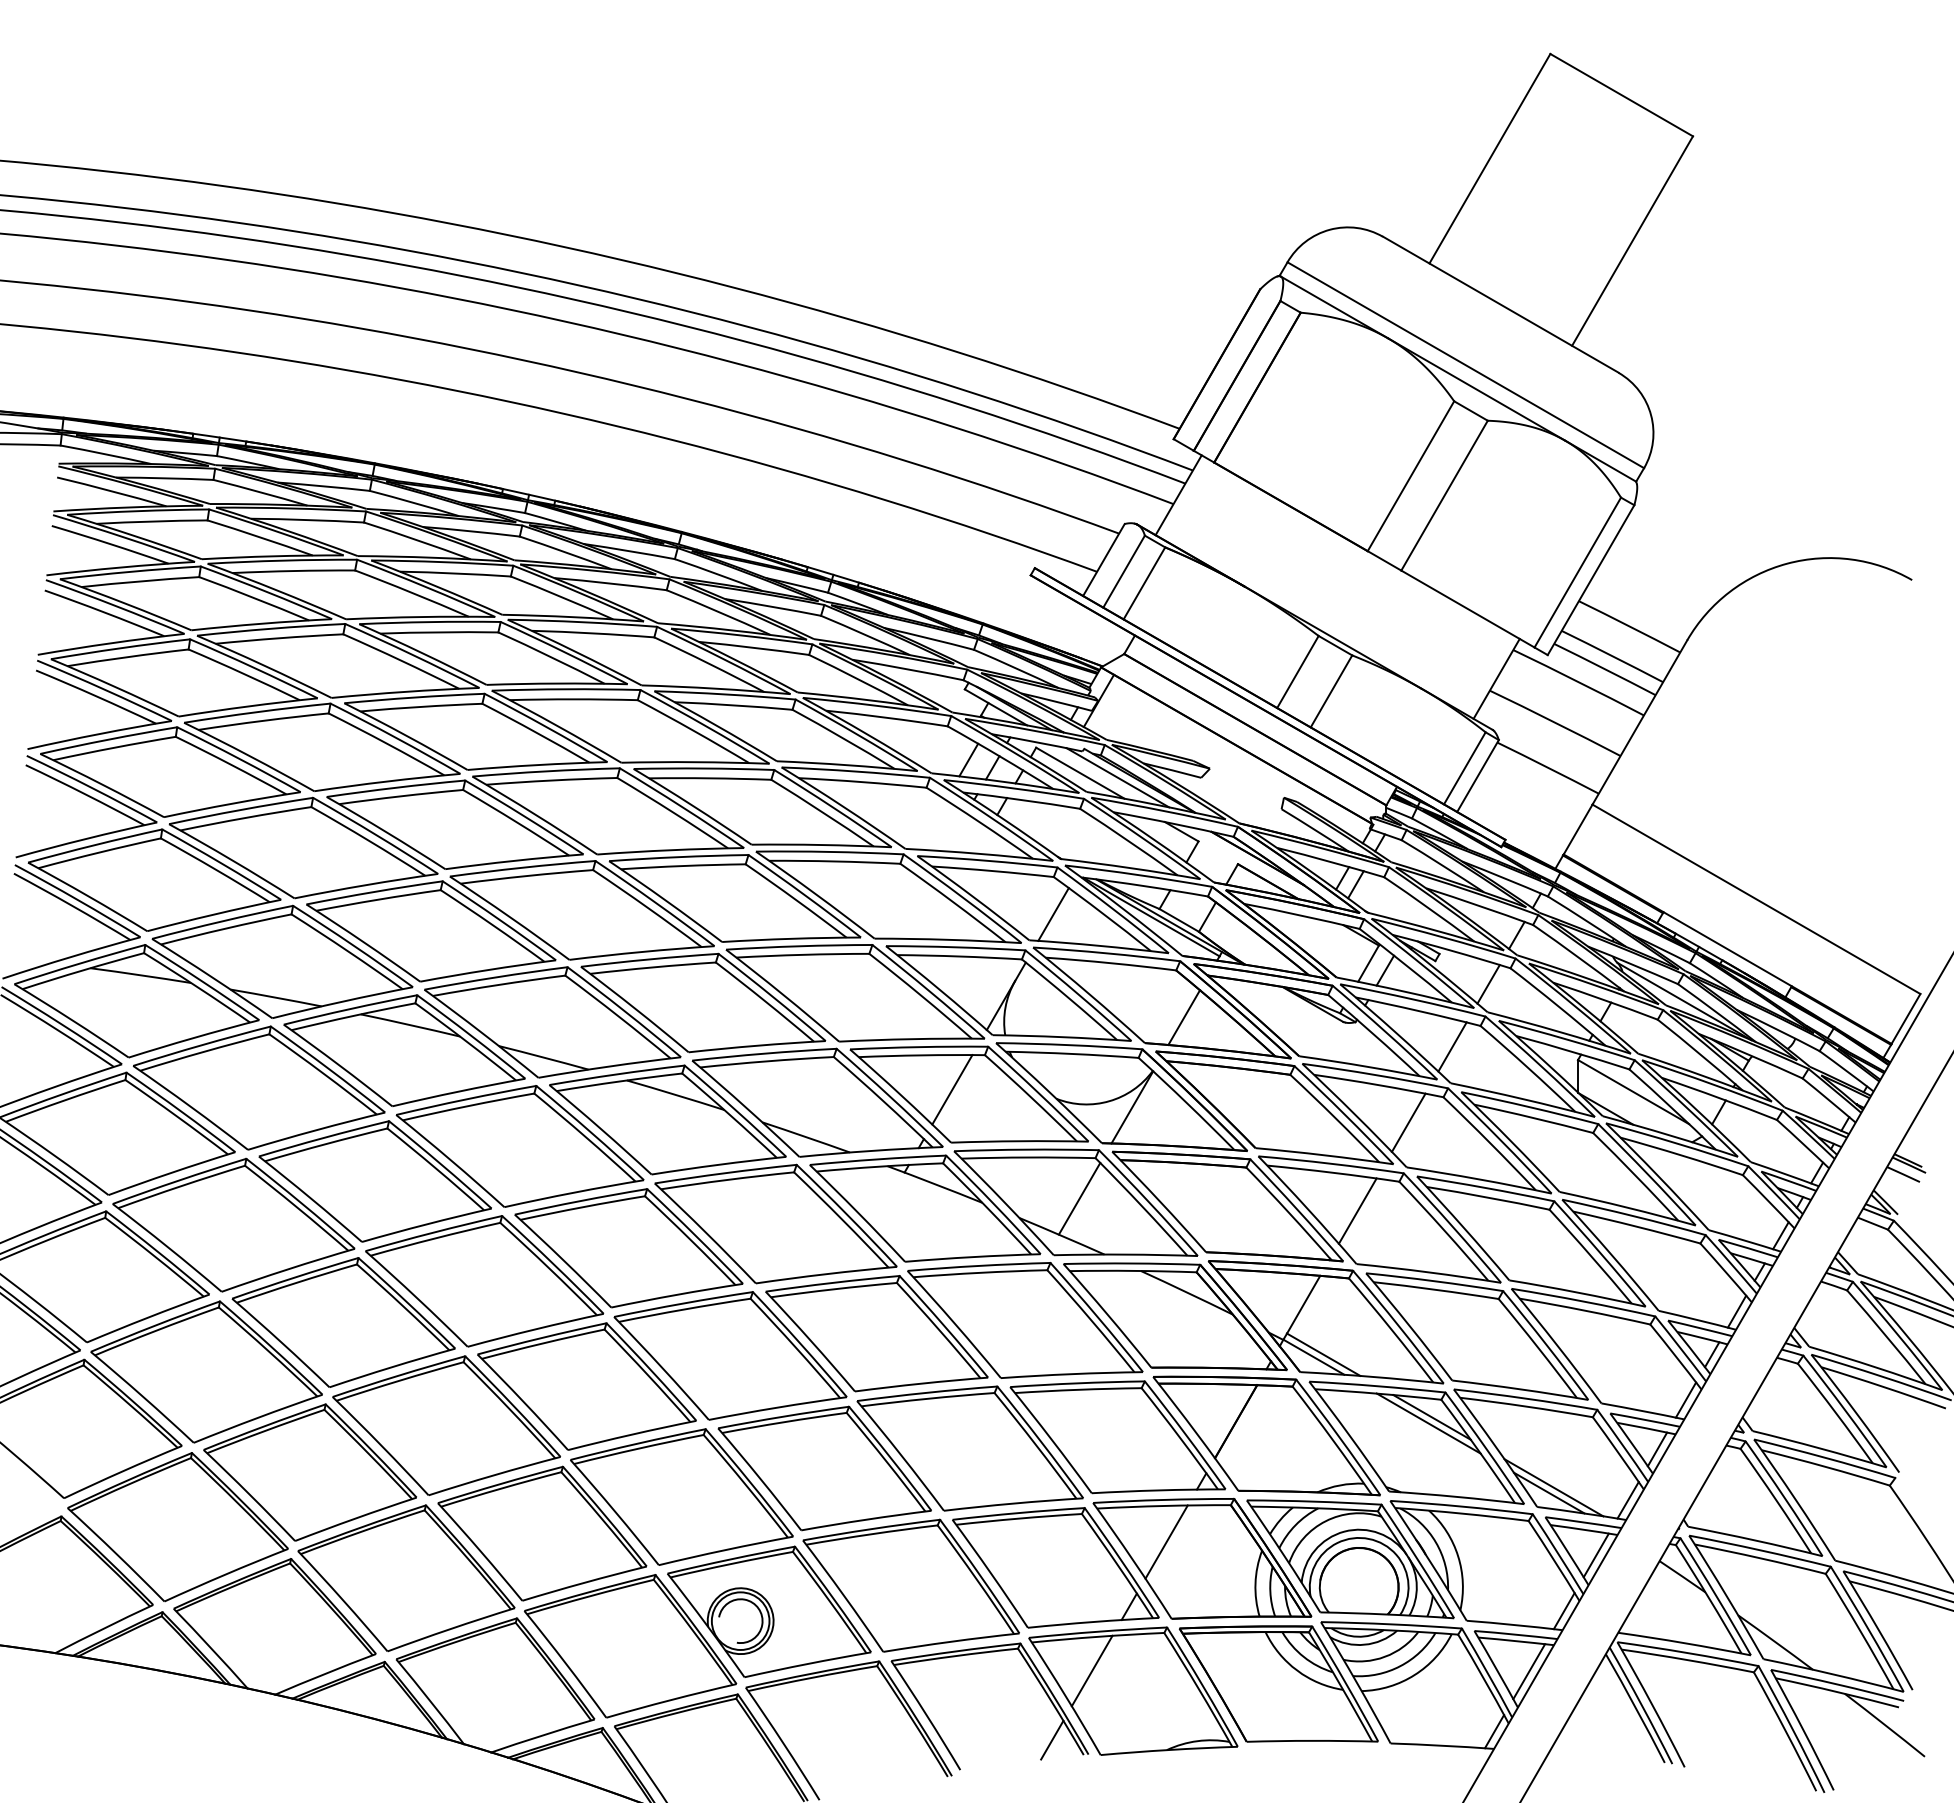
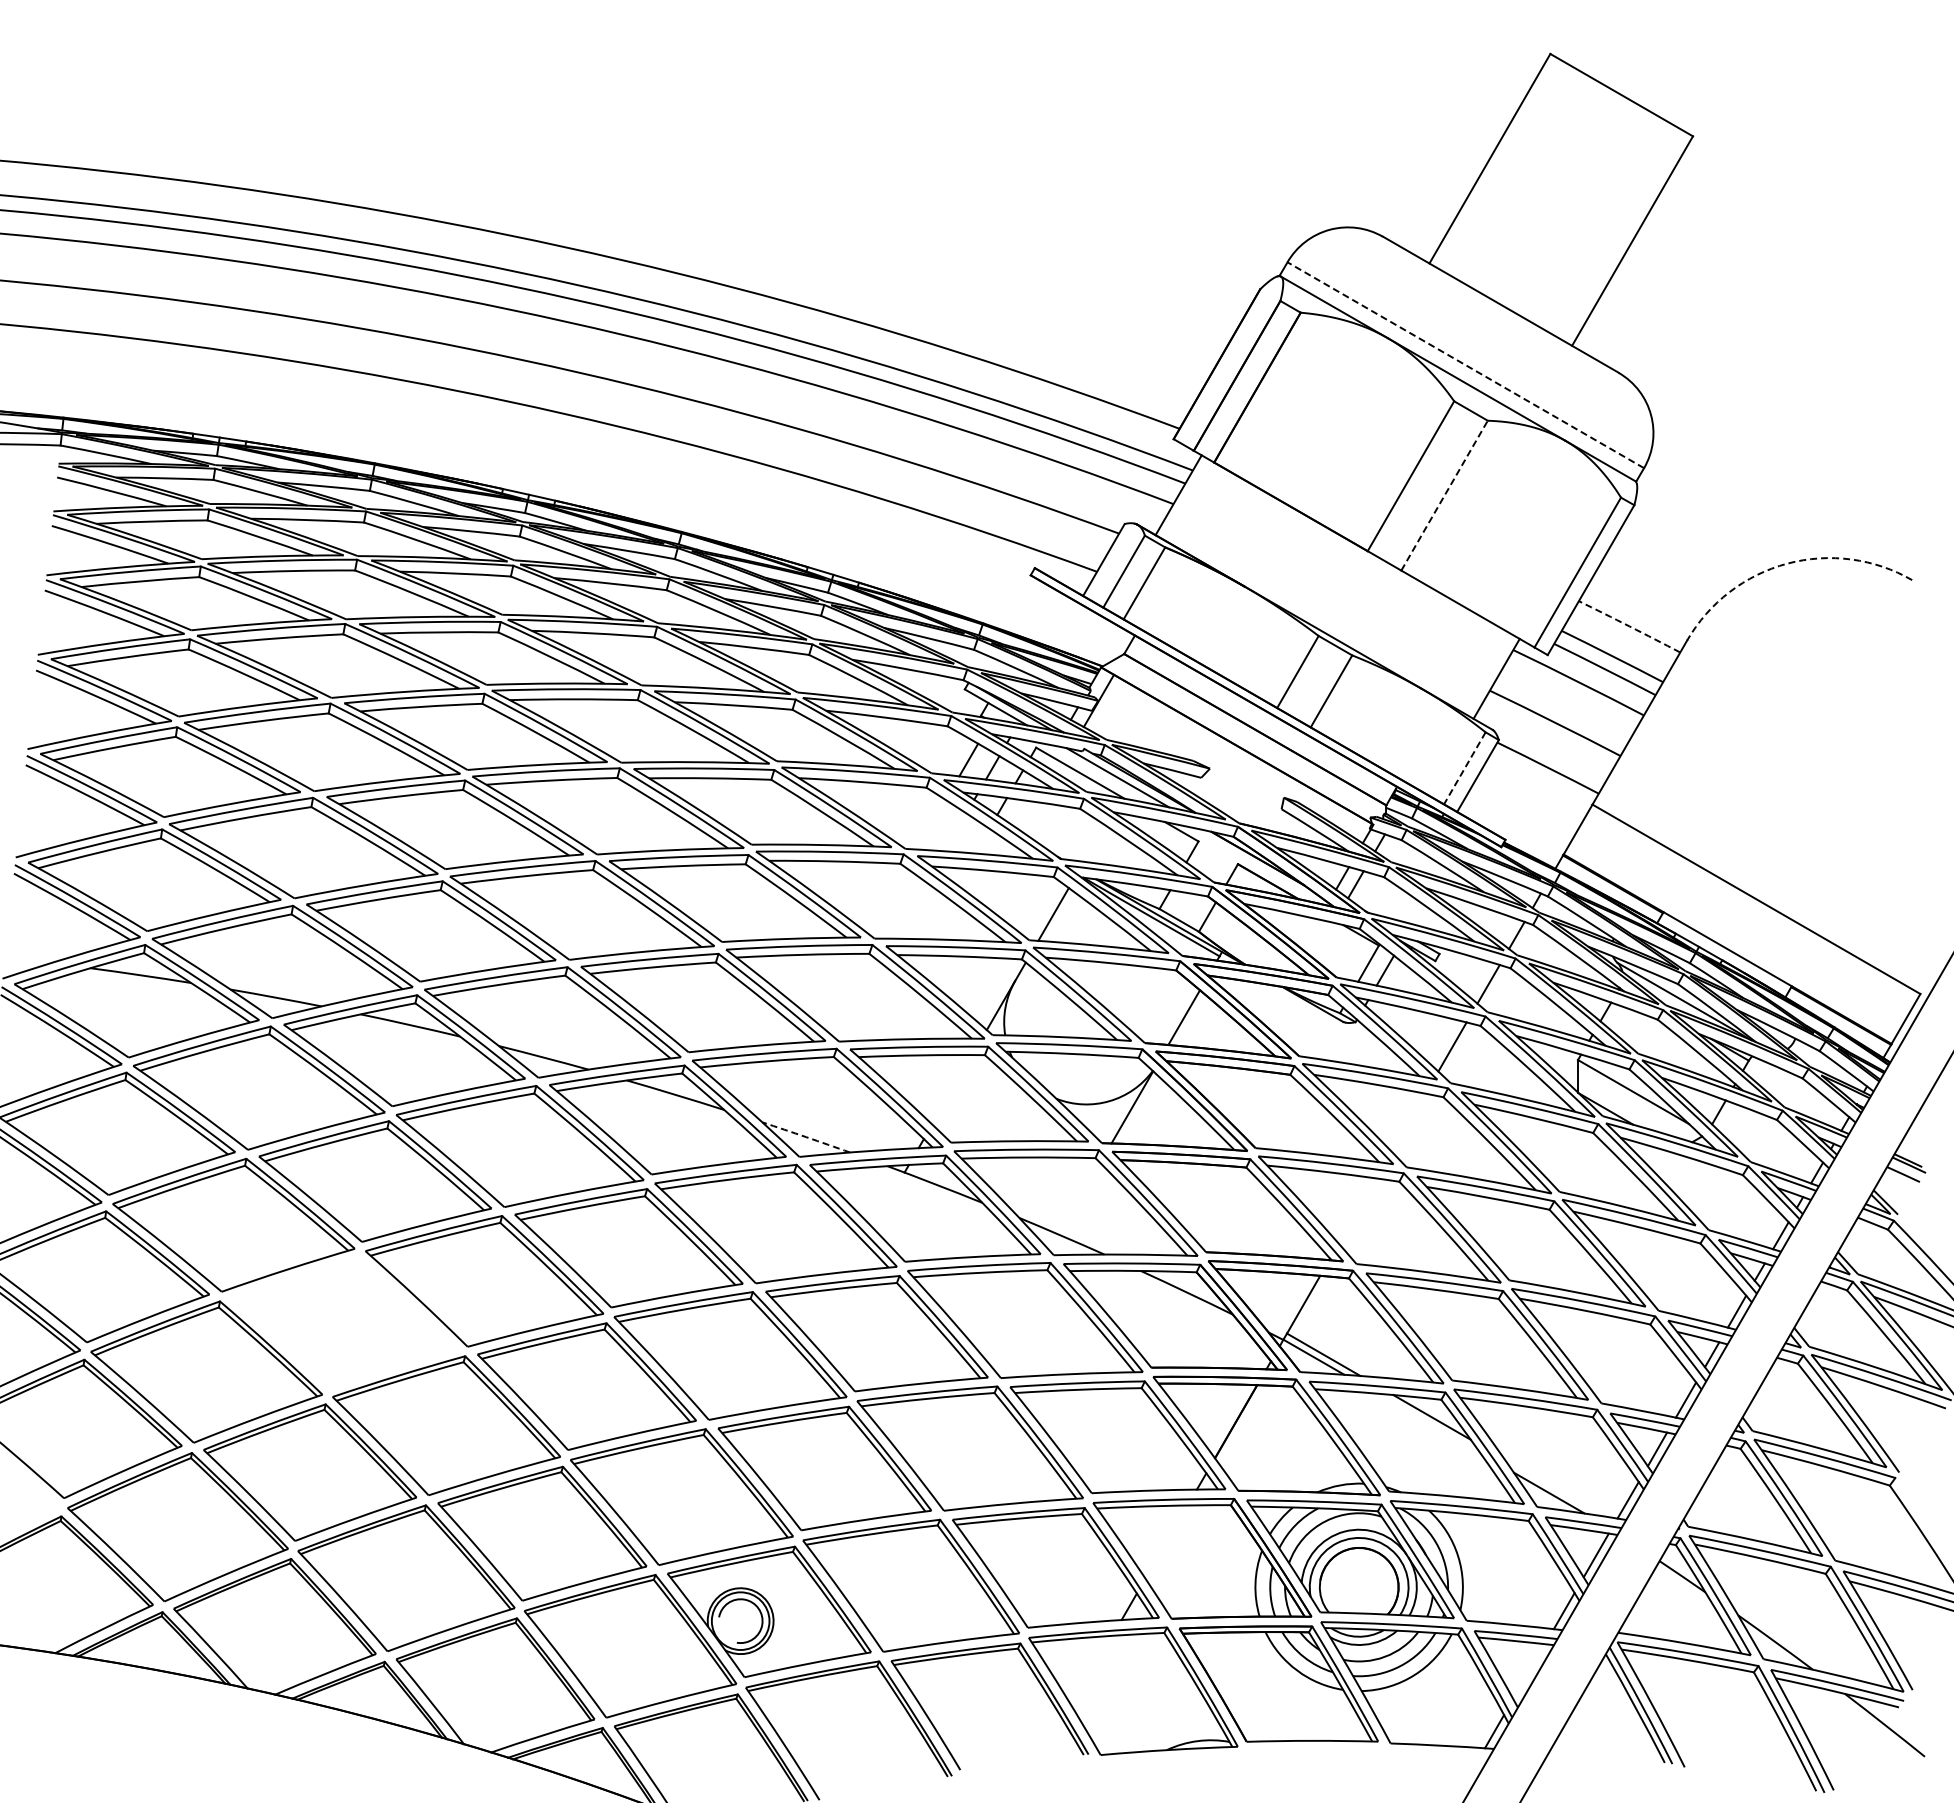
line: solid -> dashed (1465, 365)
line: solid -> dashed (1444, 495)
arc: solid -> dashed (1787, 563)
arc: solid -> dashed (1629, 626)
line: solid -> dashed (1464, 768)
line: present -> none (952, 1089)
line: present -> none (1408, 1122)
arc: solid -> dashed (806, 1137)
line: present -> none (1079, 1198)
line: present -> none (1357, 1210)
part: present -> none (343, 1322)
line: present -> none (1428, 1423)
line: present -> none (1553, 1487)
line: present -> none (1166, 1541)
line: present -> none (1091, 1670)
line: present -> none (1529, 1671)
line: present -> none (1052, 1739)
